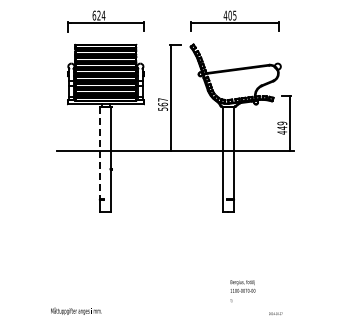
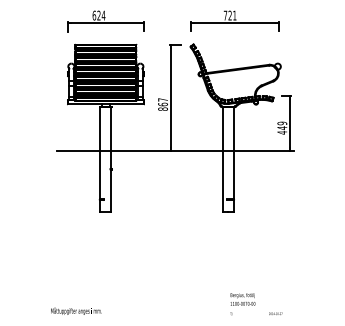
text: 405 -> 721 (229, 15)
text: 567 -> 867 (162, 108)
line: dashed -> solid (100, 153)
text position: (242, 291) -> (242, 304) (242, 304)
